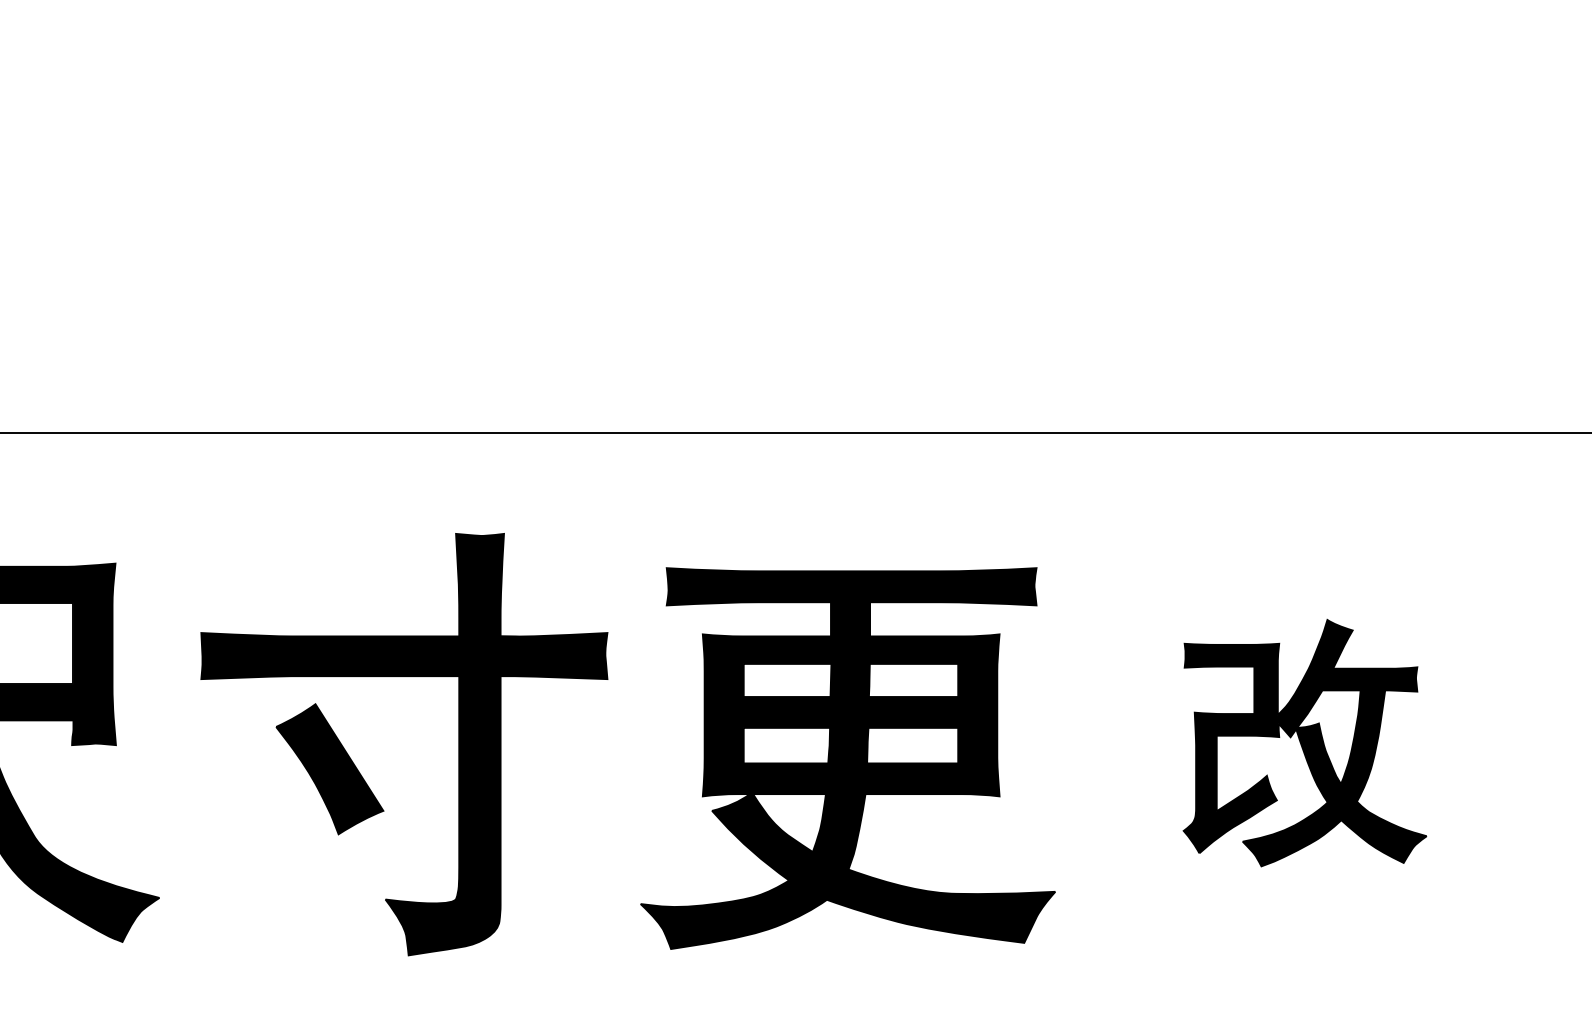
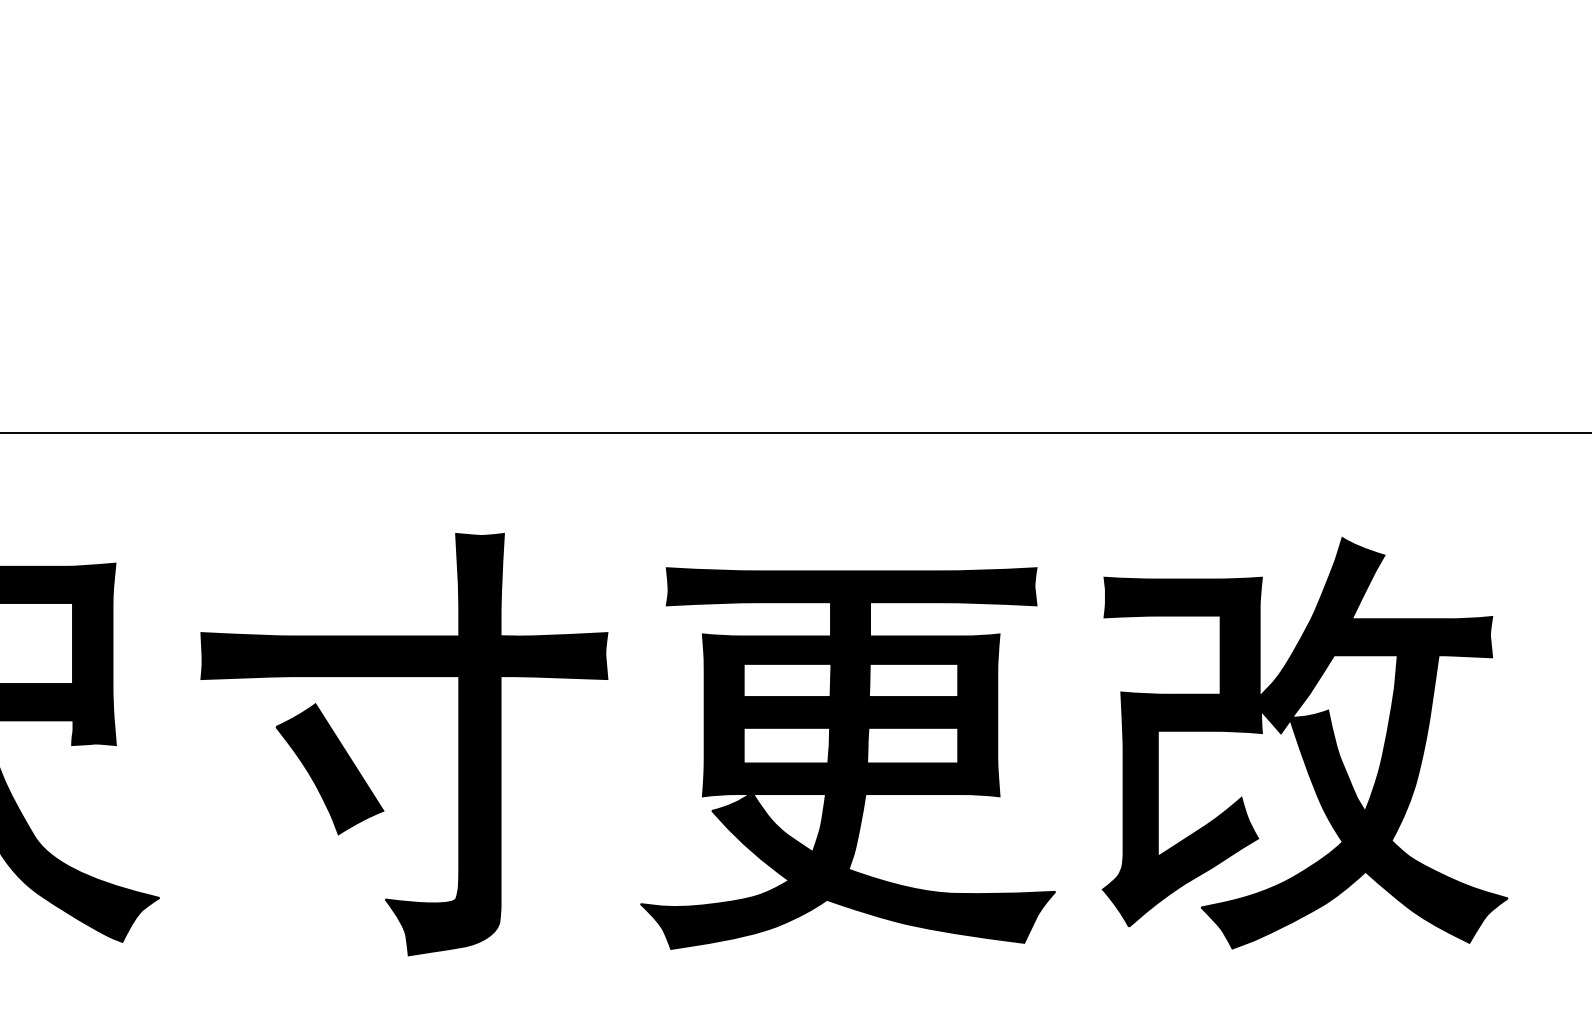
part size: 246x250 px -> 408x414 px (1304, 742)
